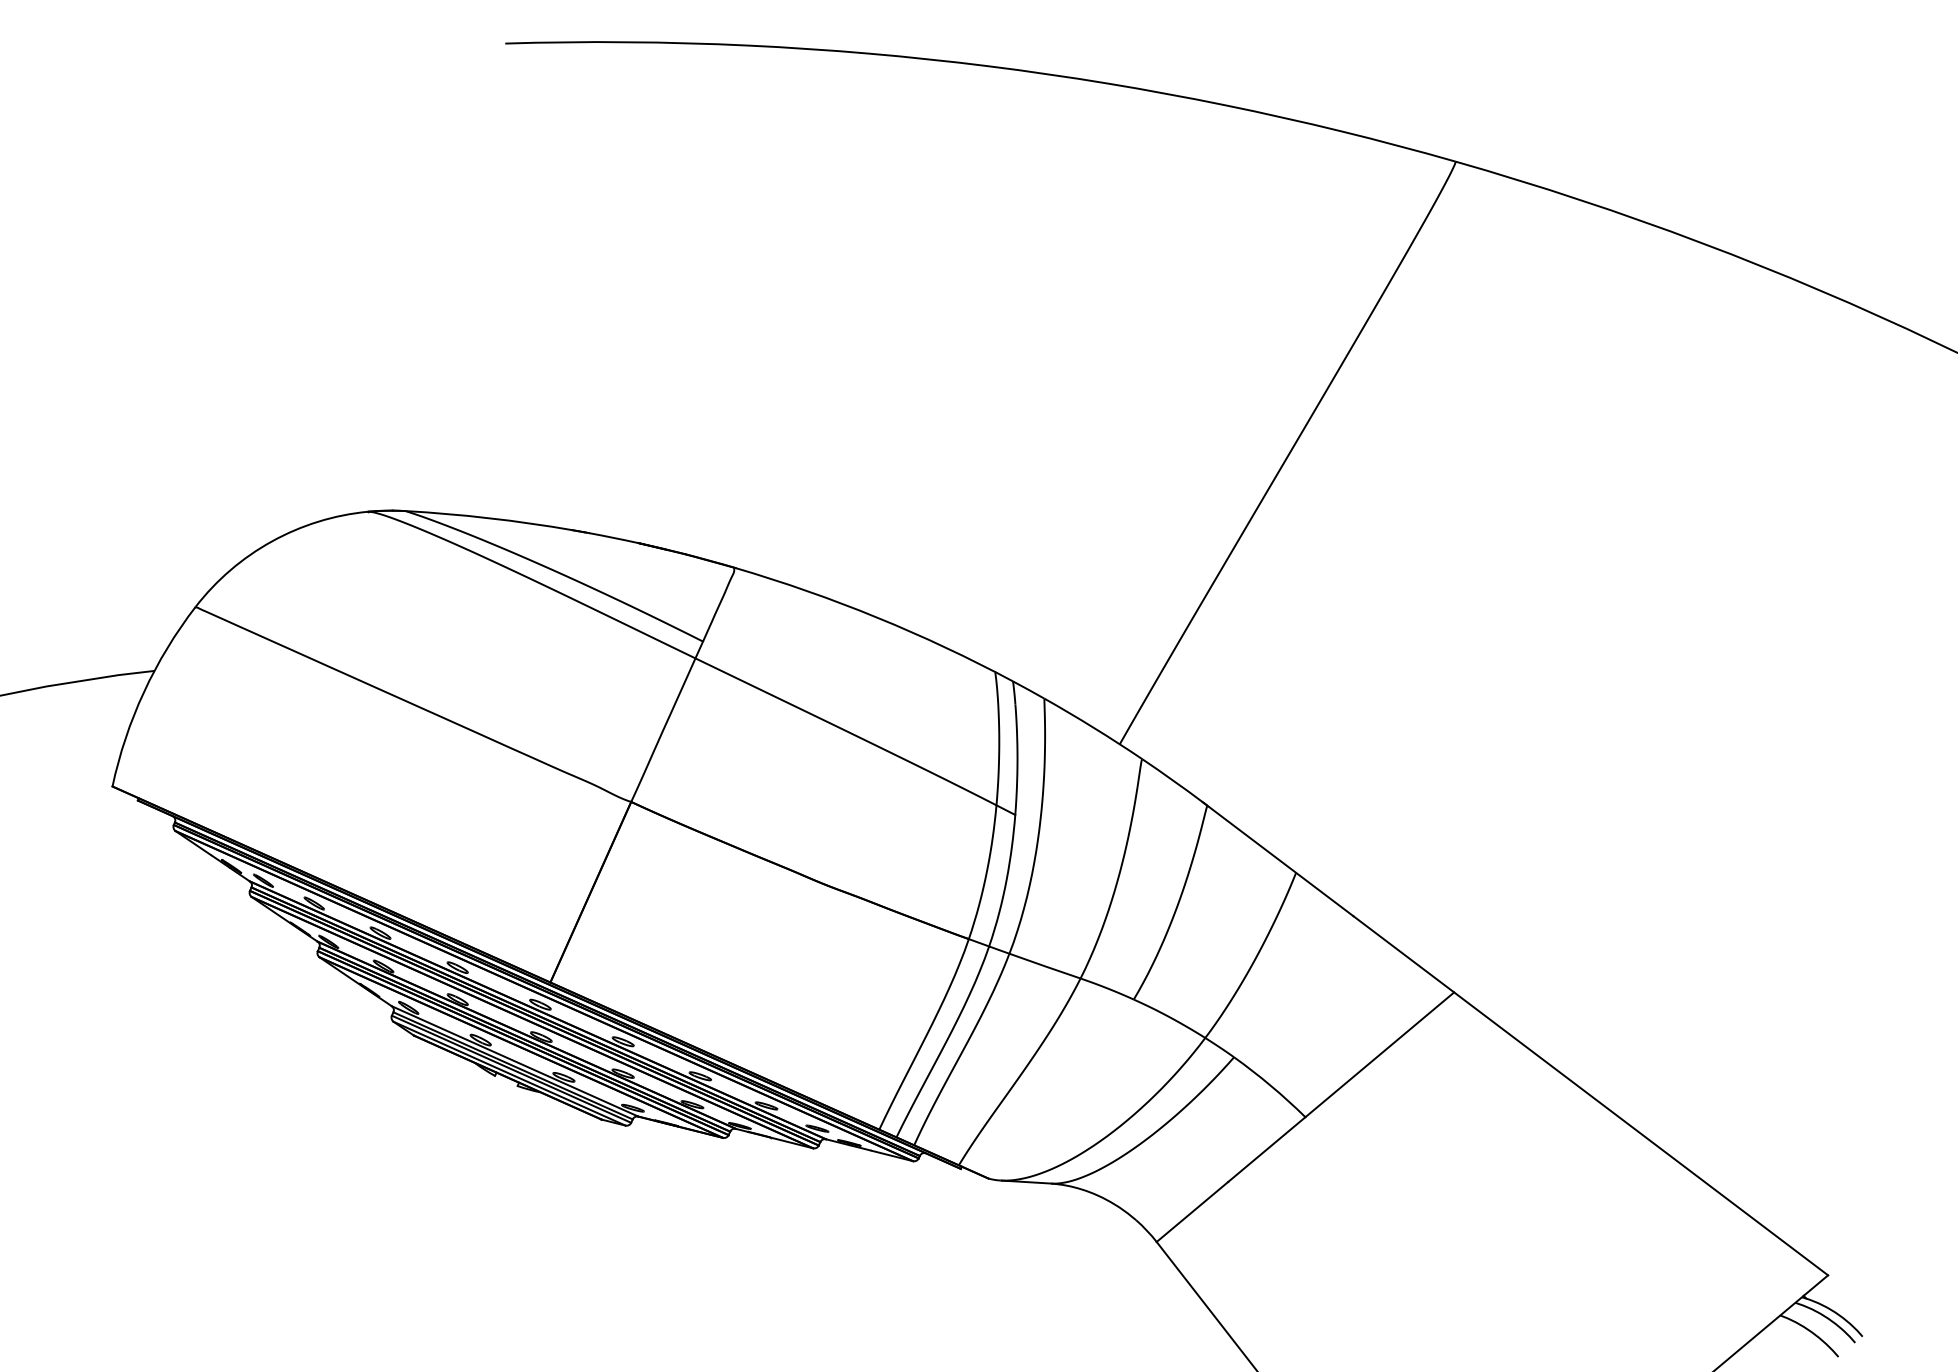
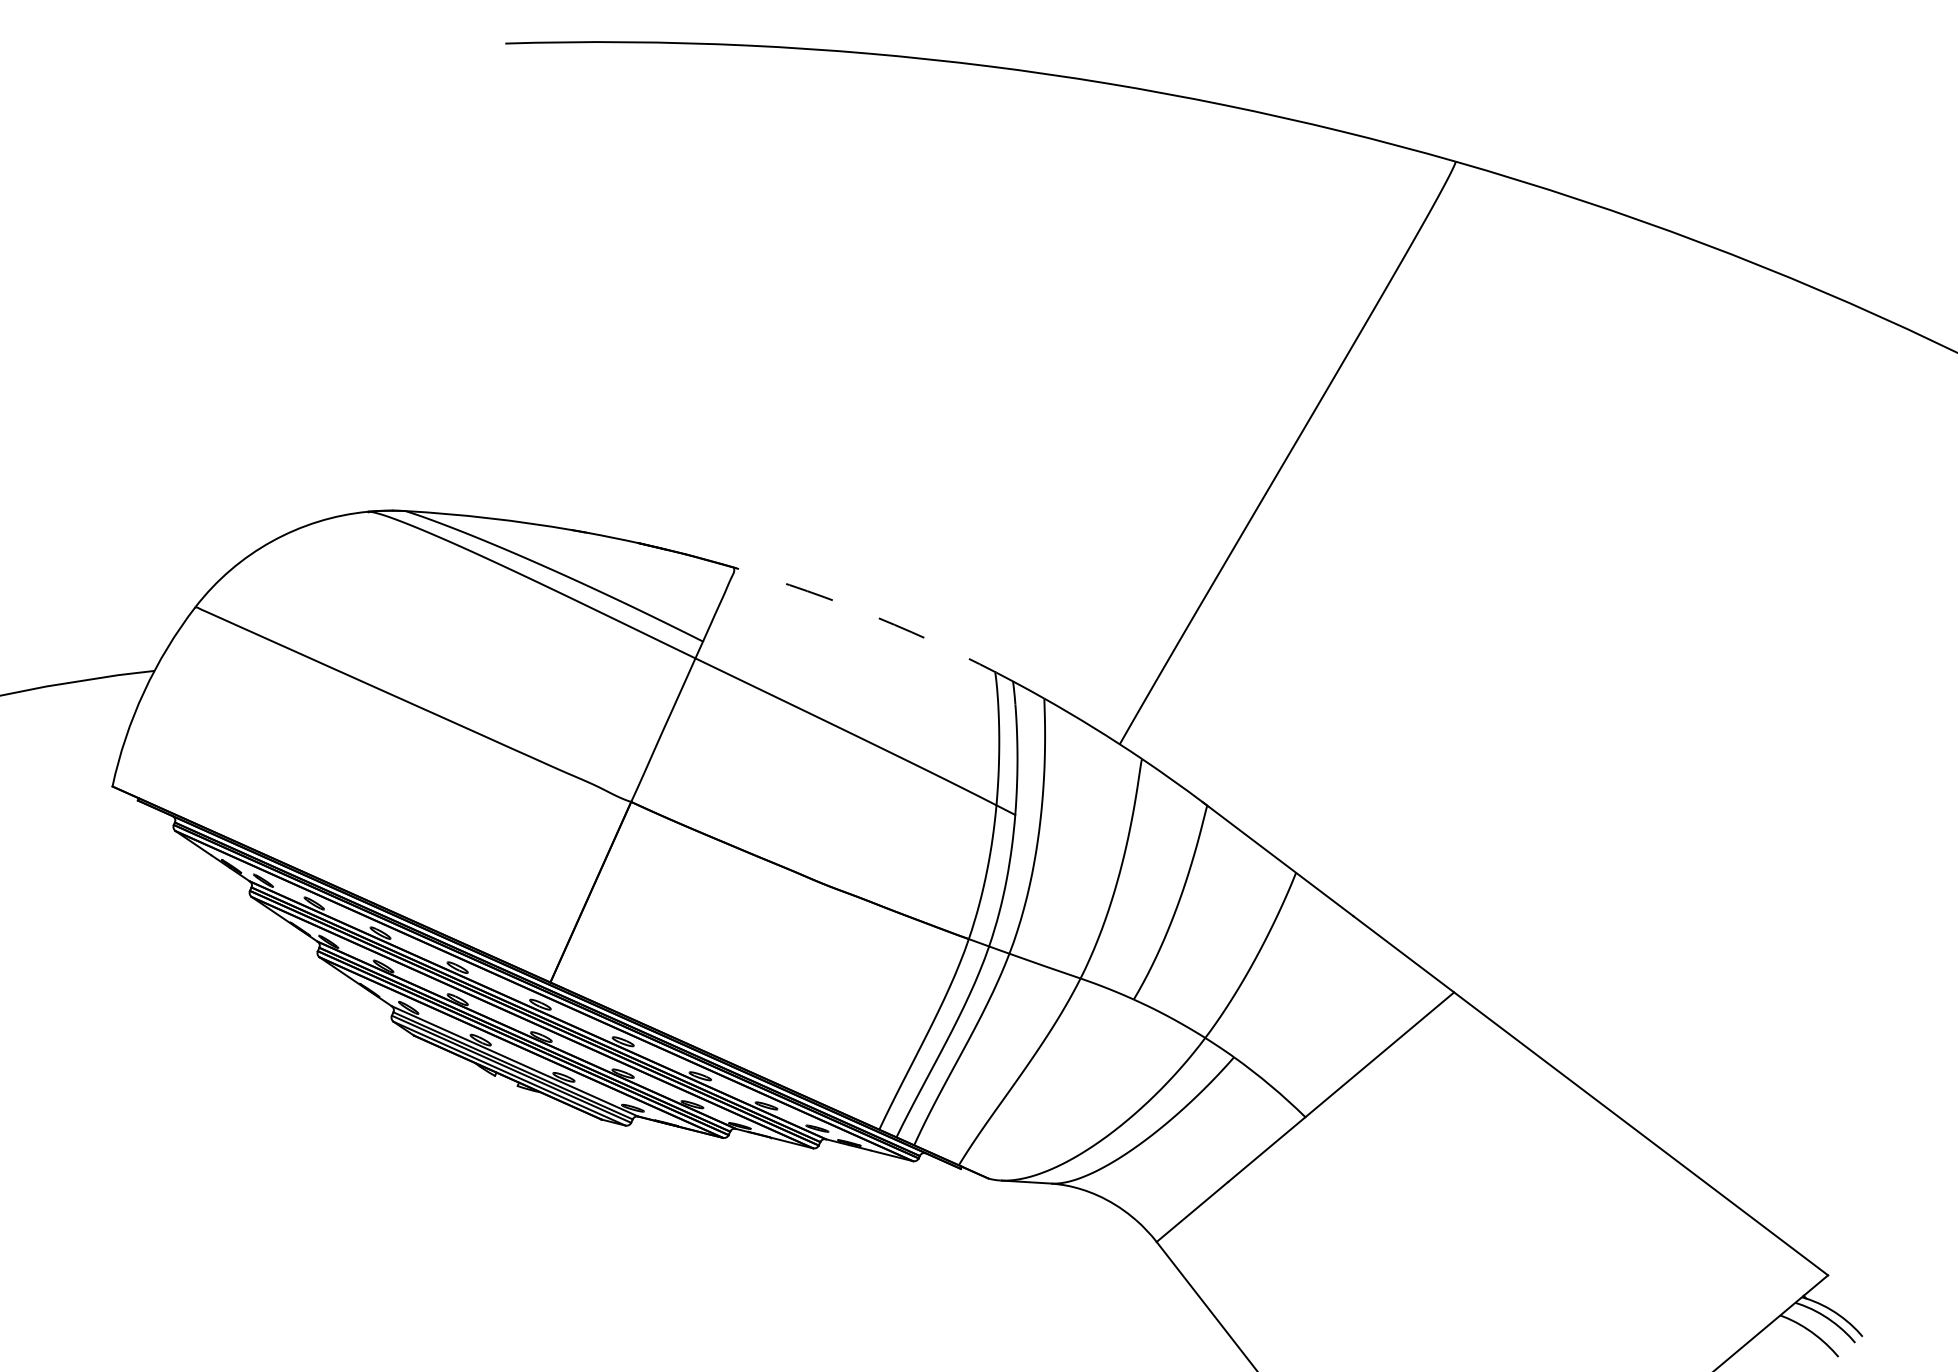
arc: solid -> dashed (877, 617)
